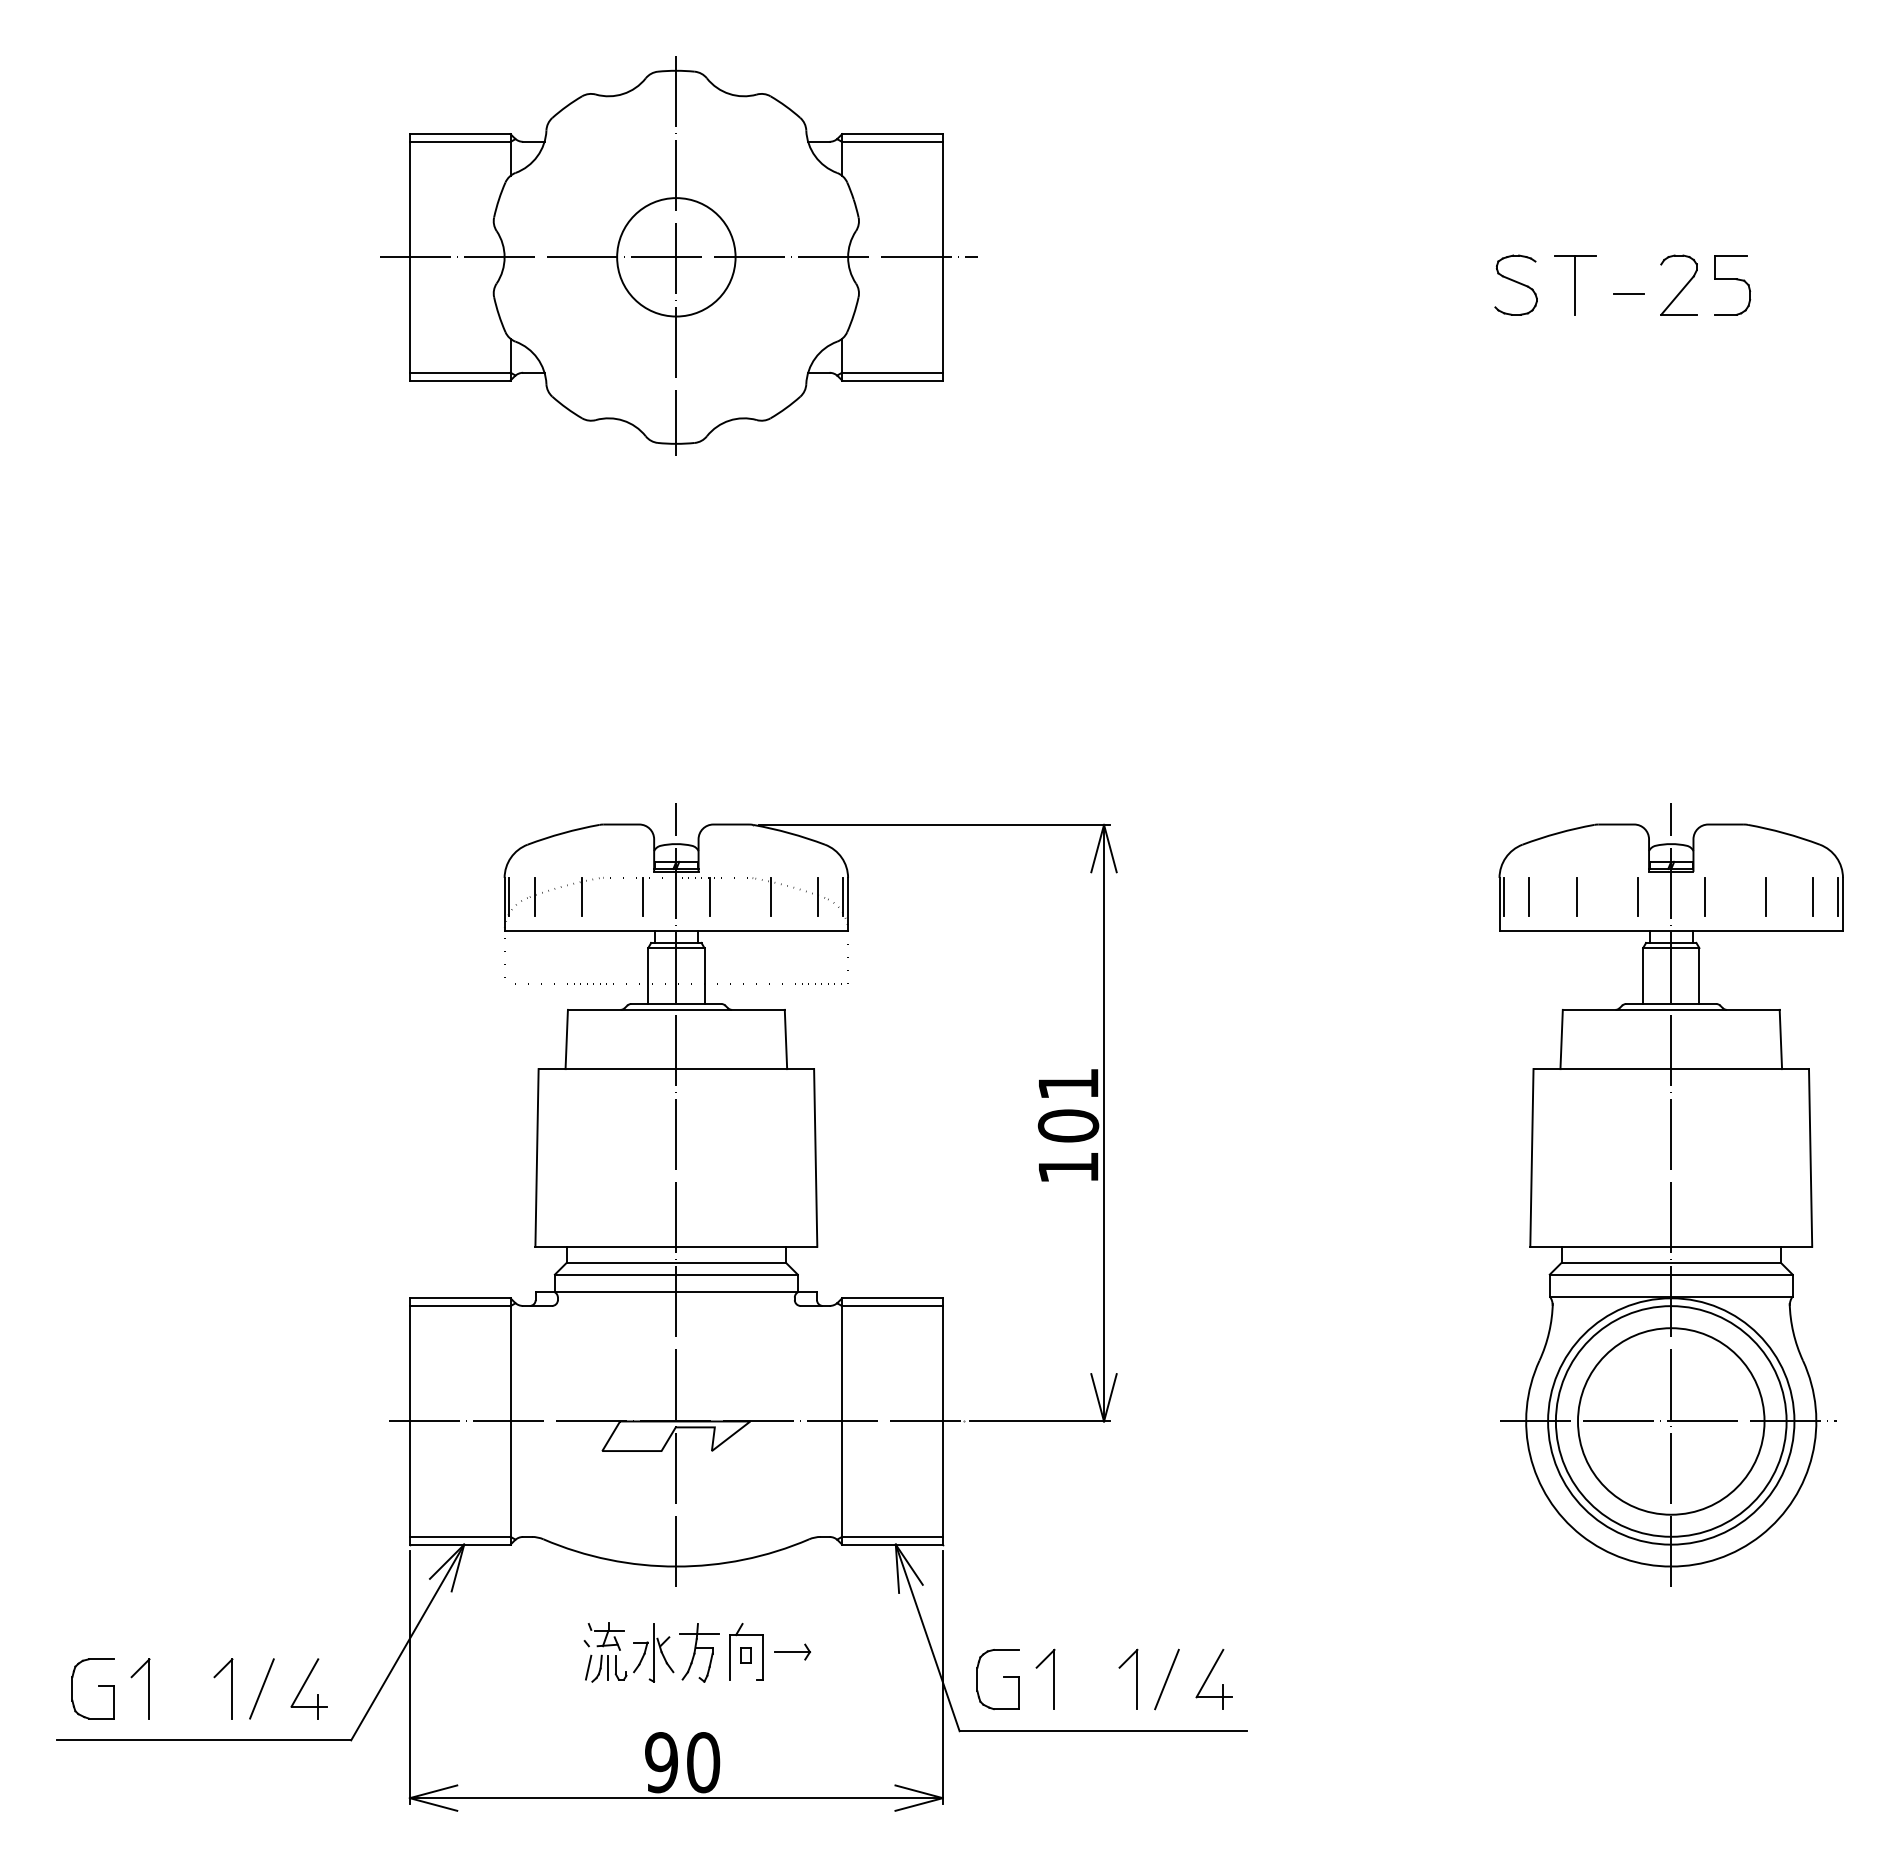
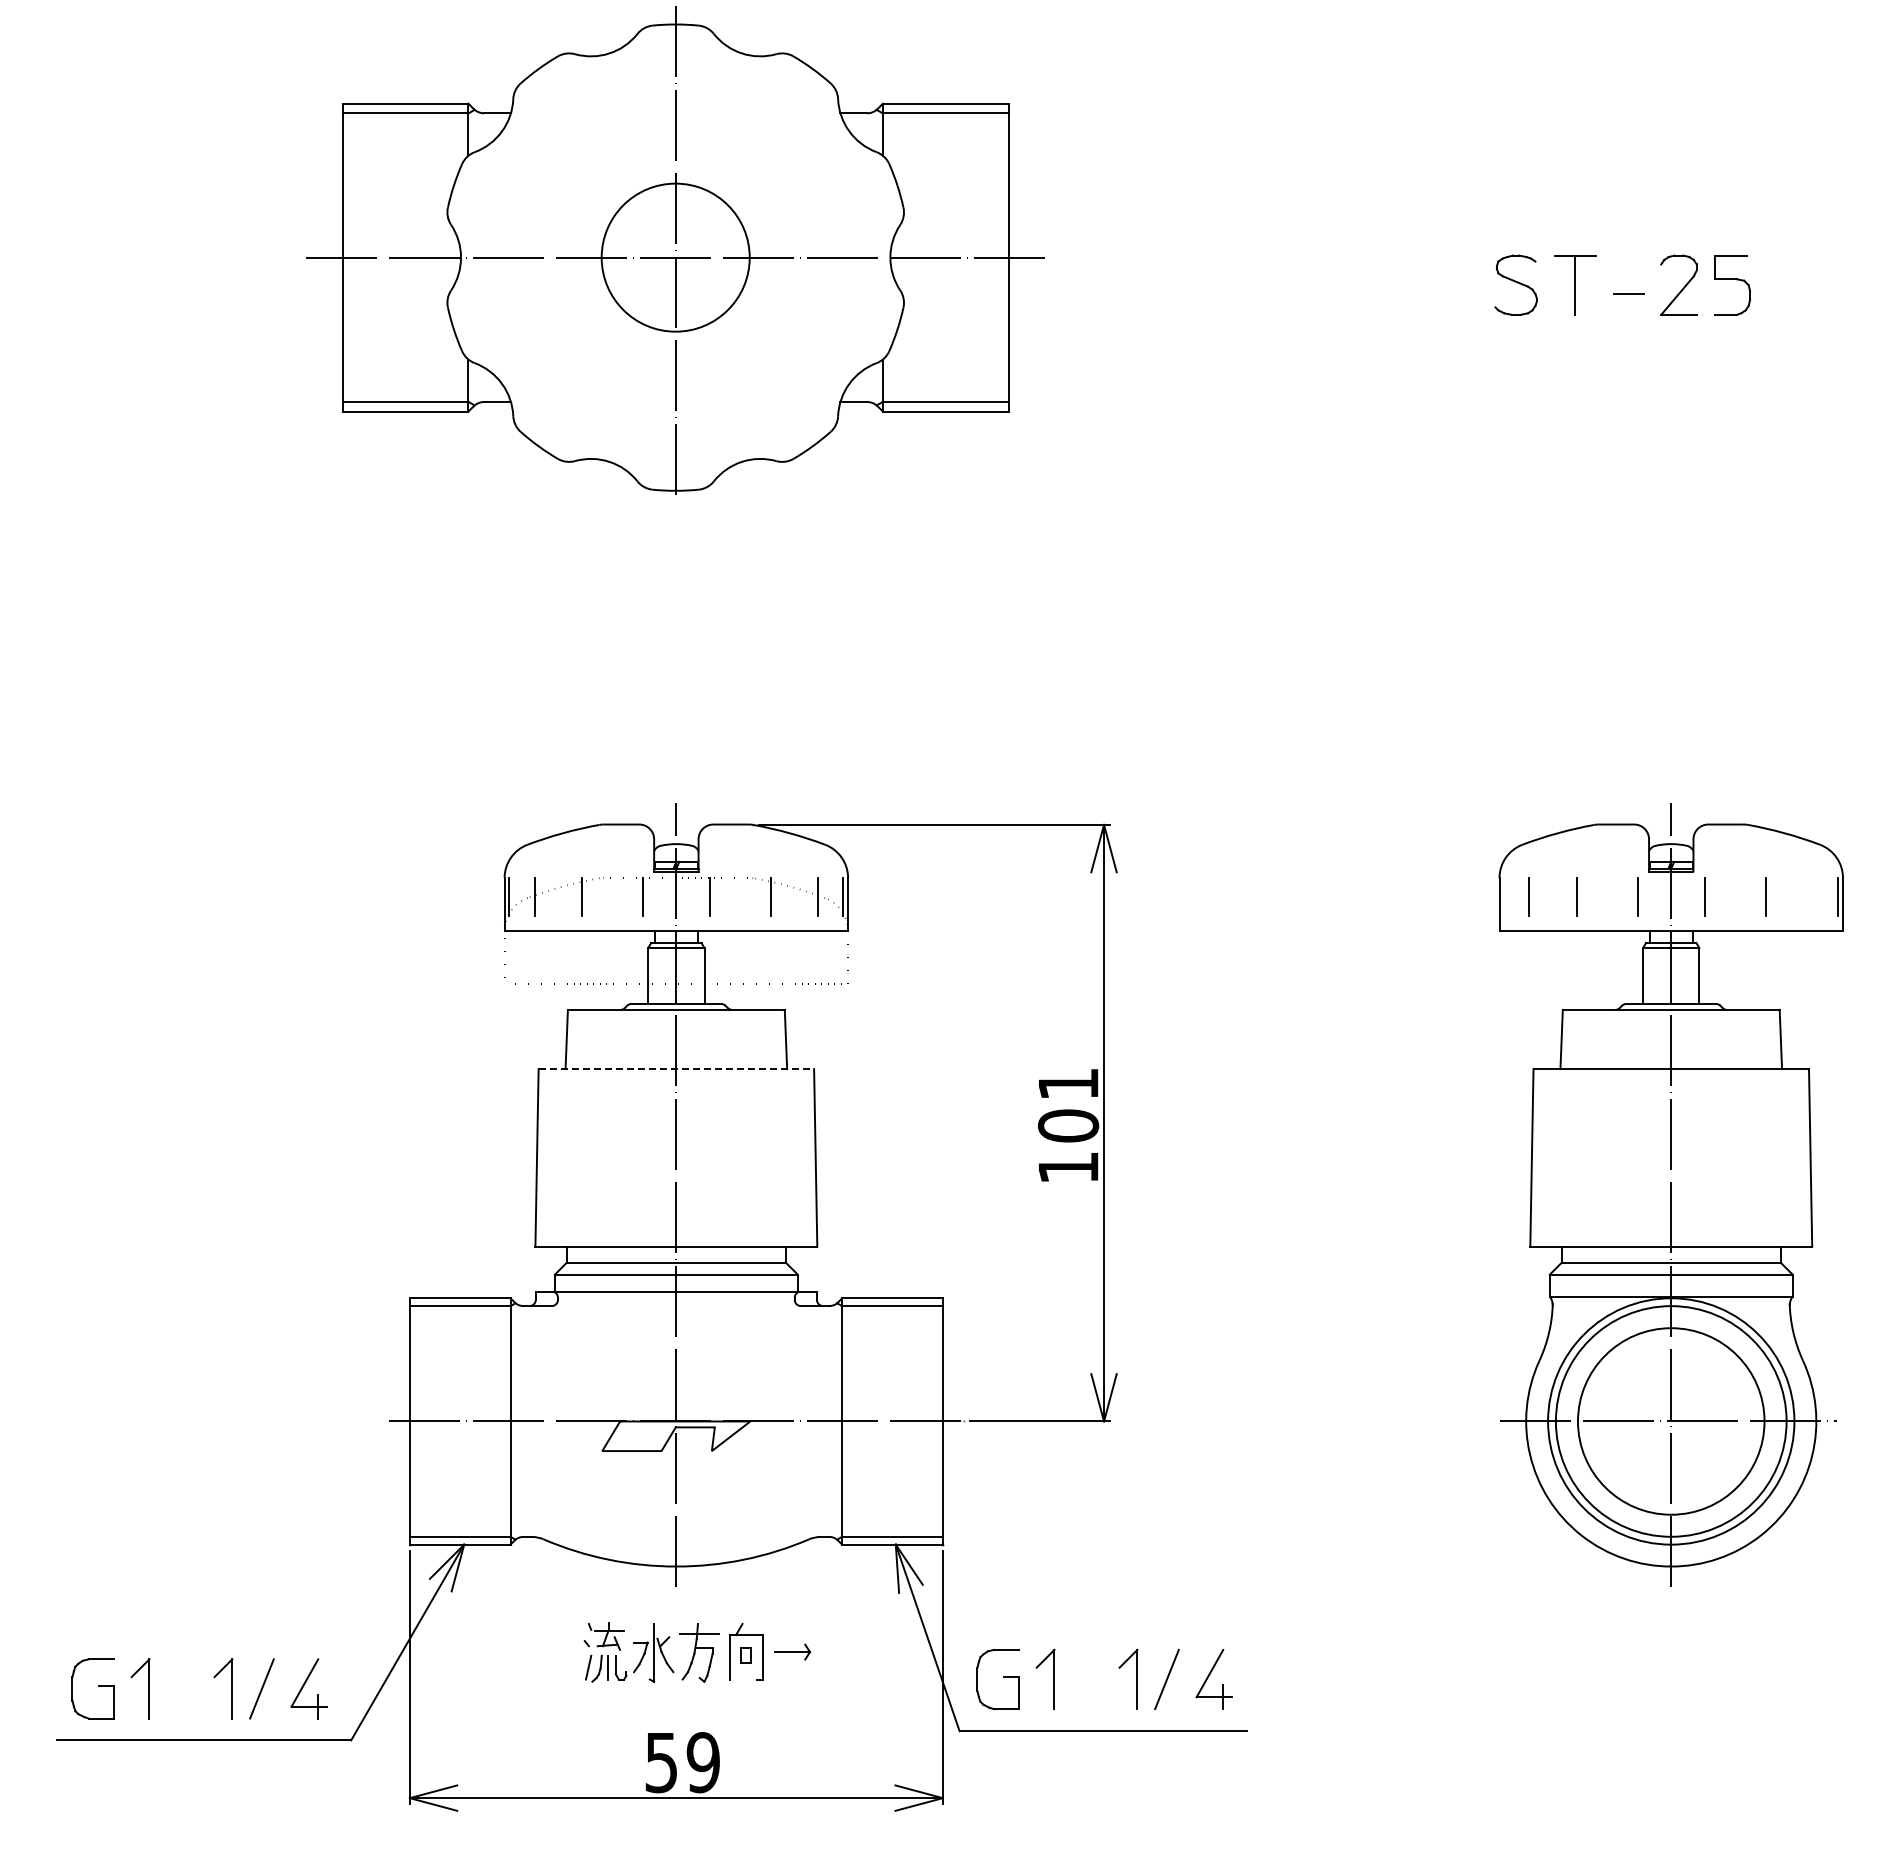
part size: 598x400 px -> 739x489 px (675, 250)
line: present -> none (1504, 896)
line: present -> none (1813, 896)
line: solid -> dashed (676, 1069)
text: 90 -> 59 (682, 1762)
